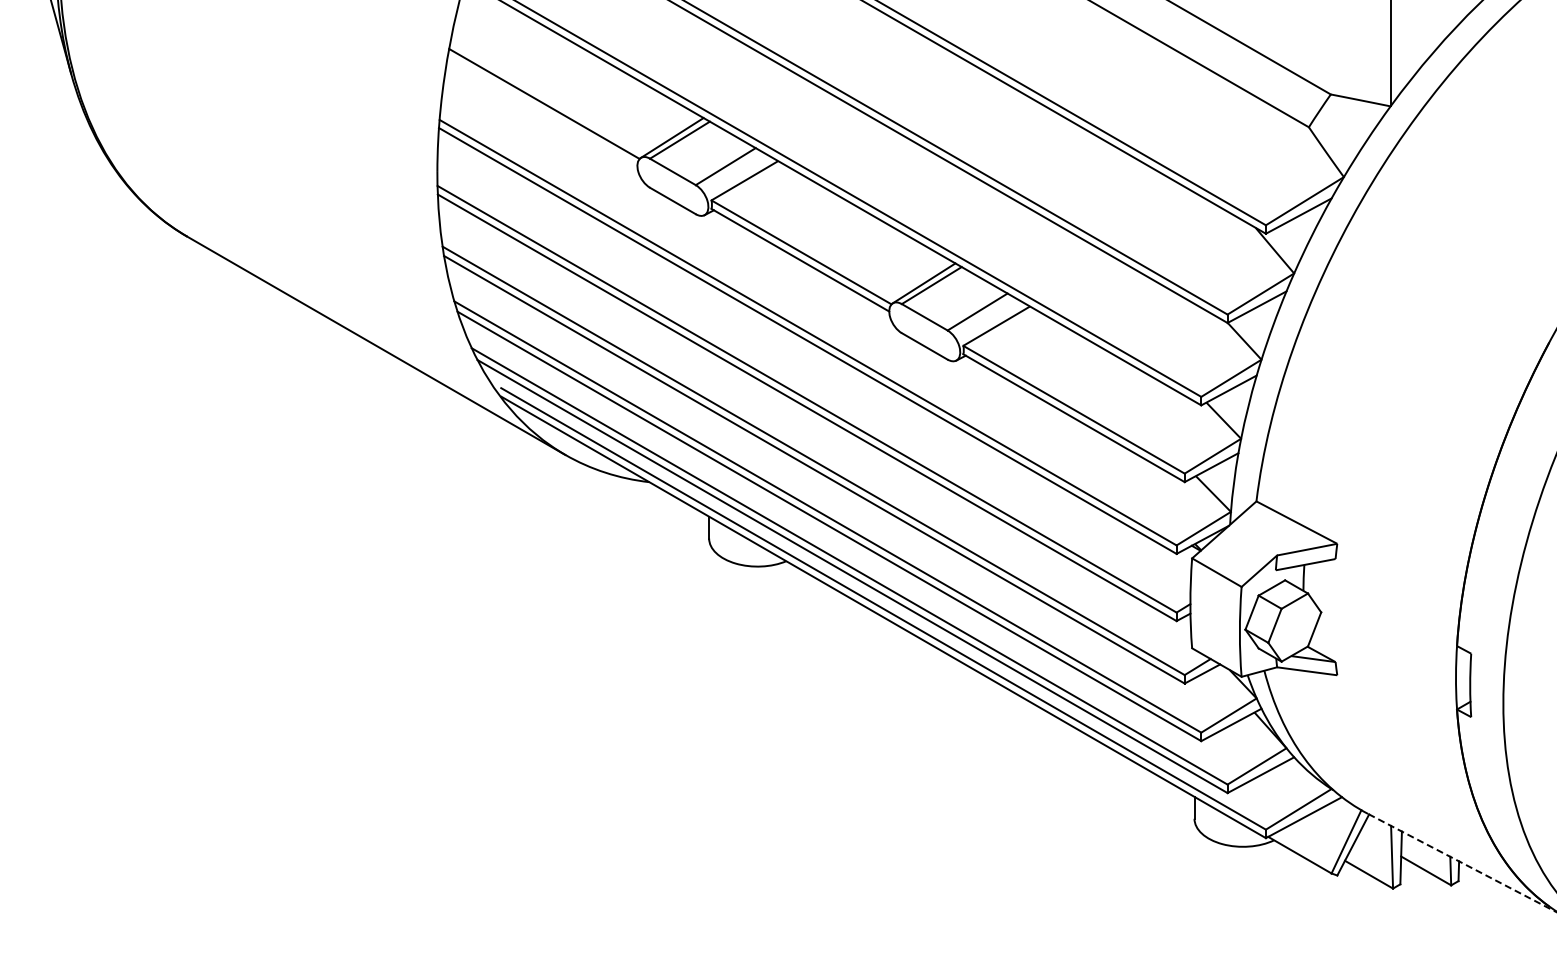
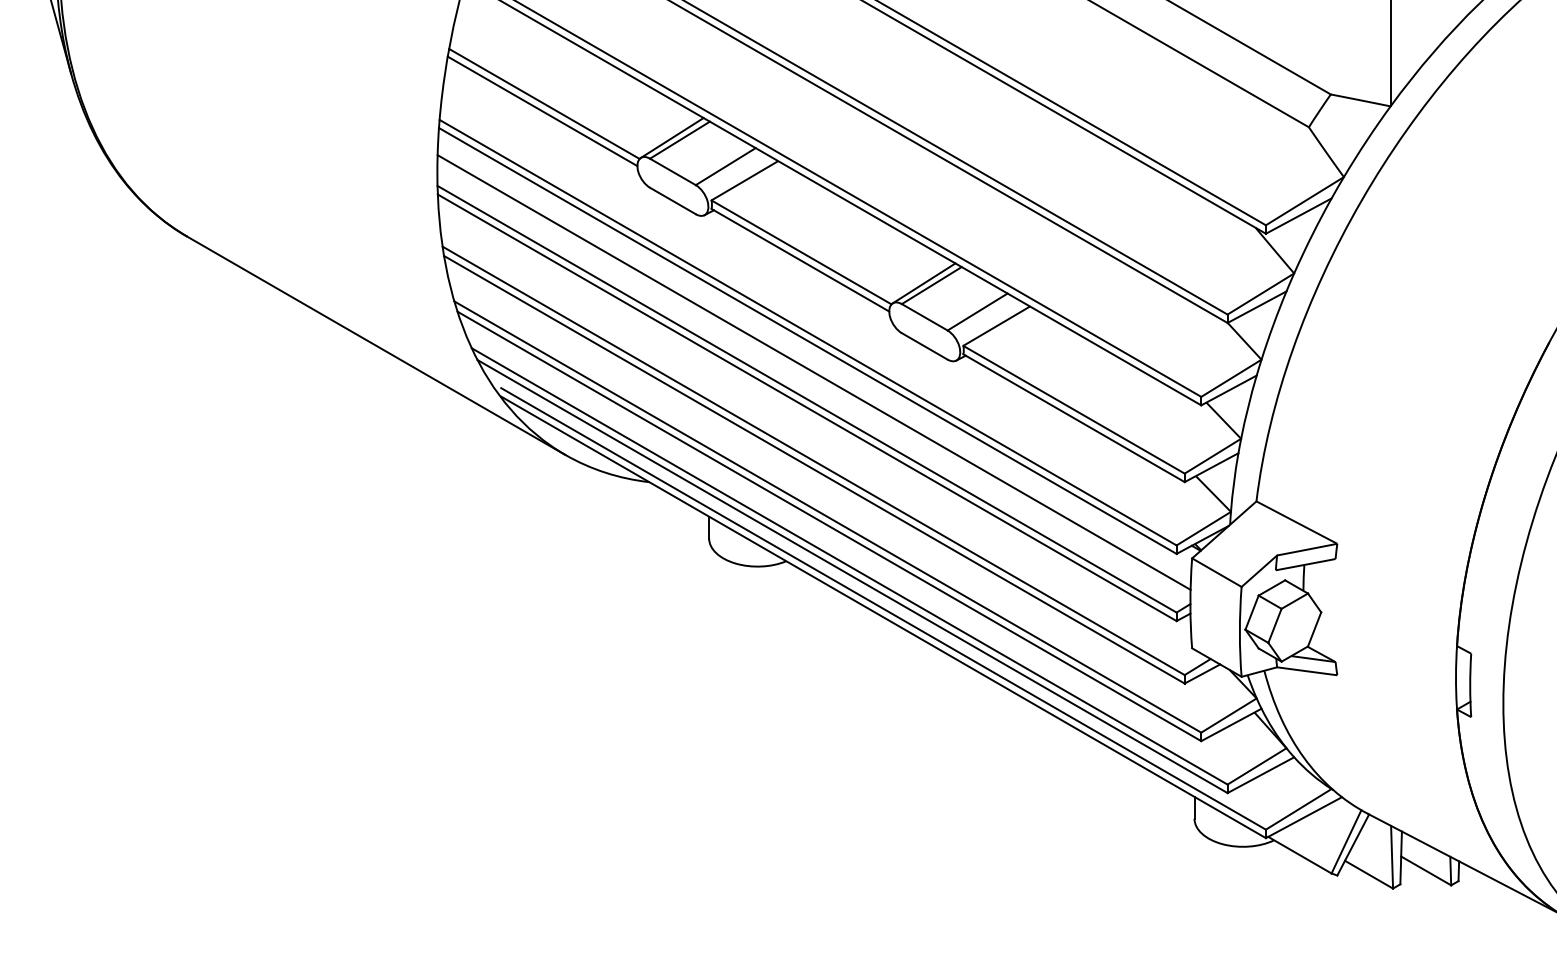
line: none -> present (542, 111)
line: none -> present (813, 372)
line: dashed -> solid (1461, 862)
